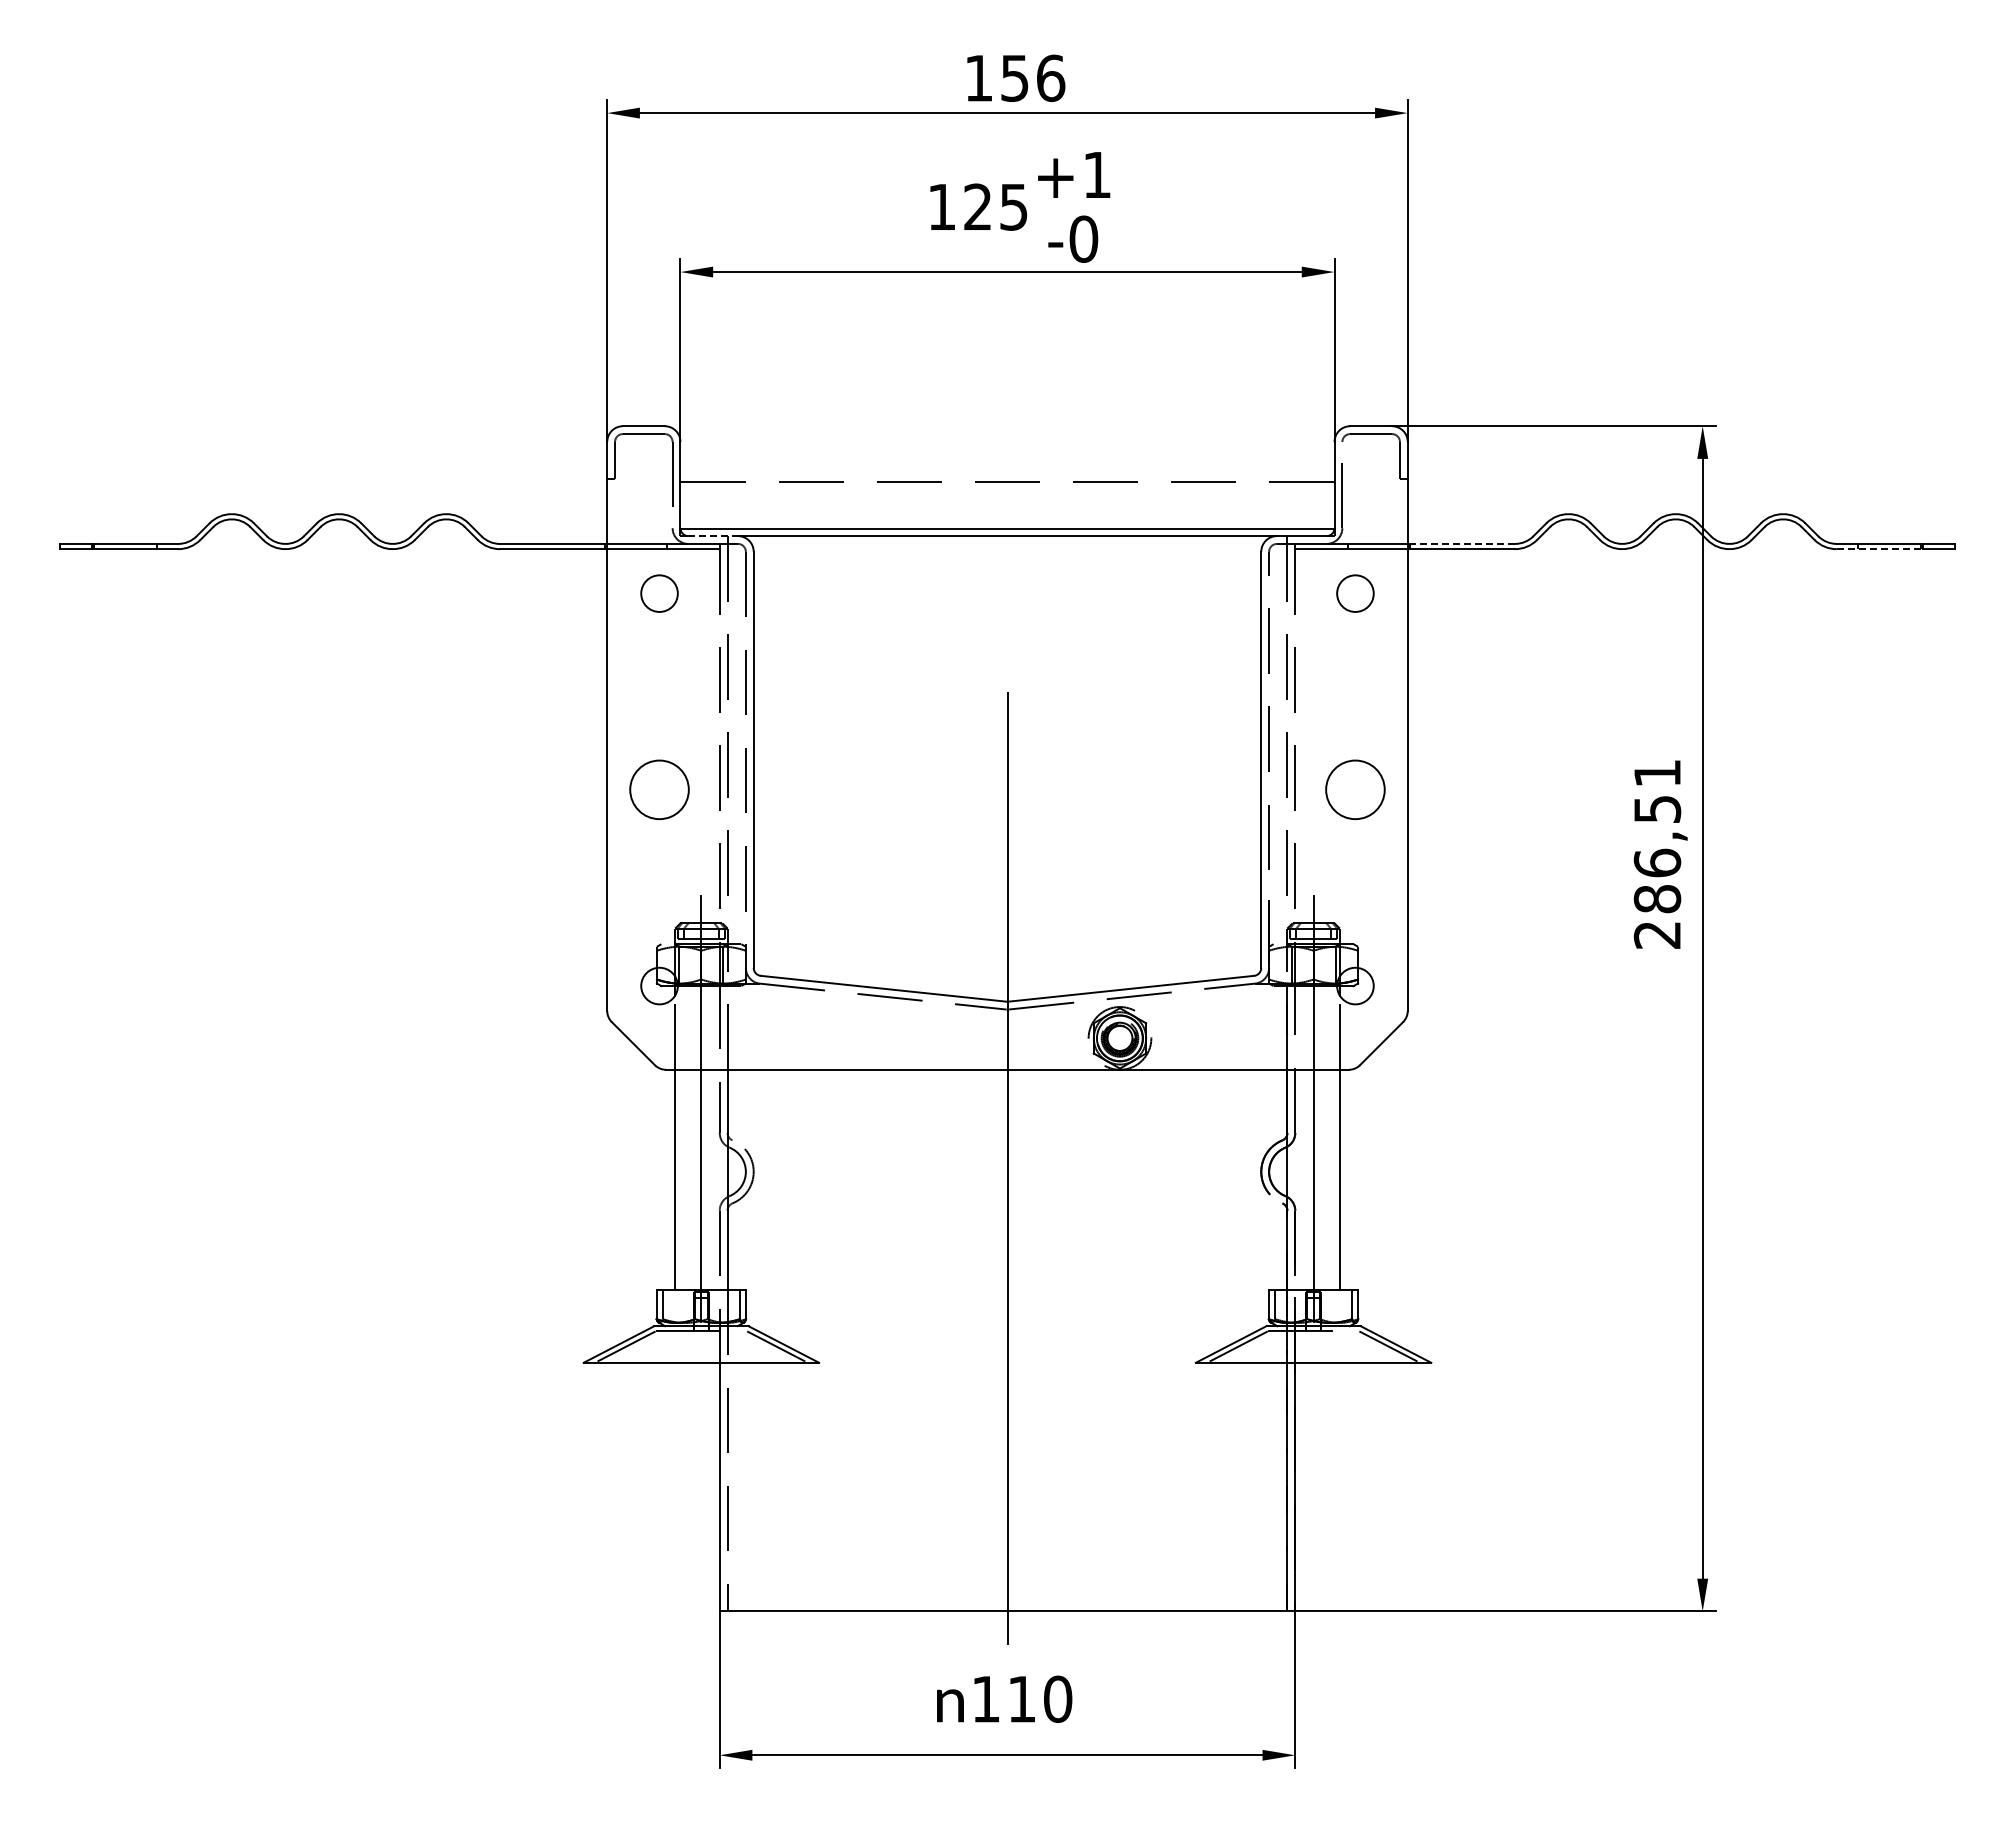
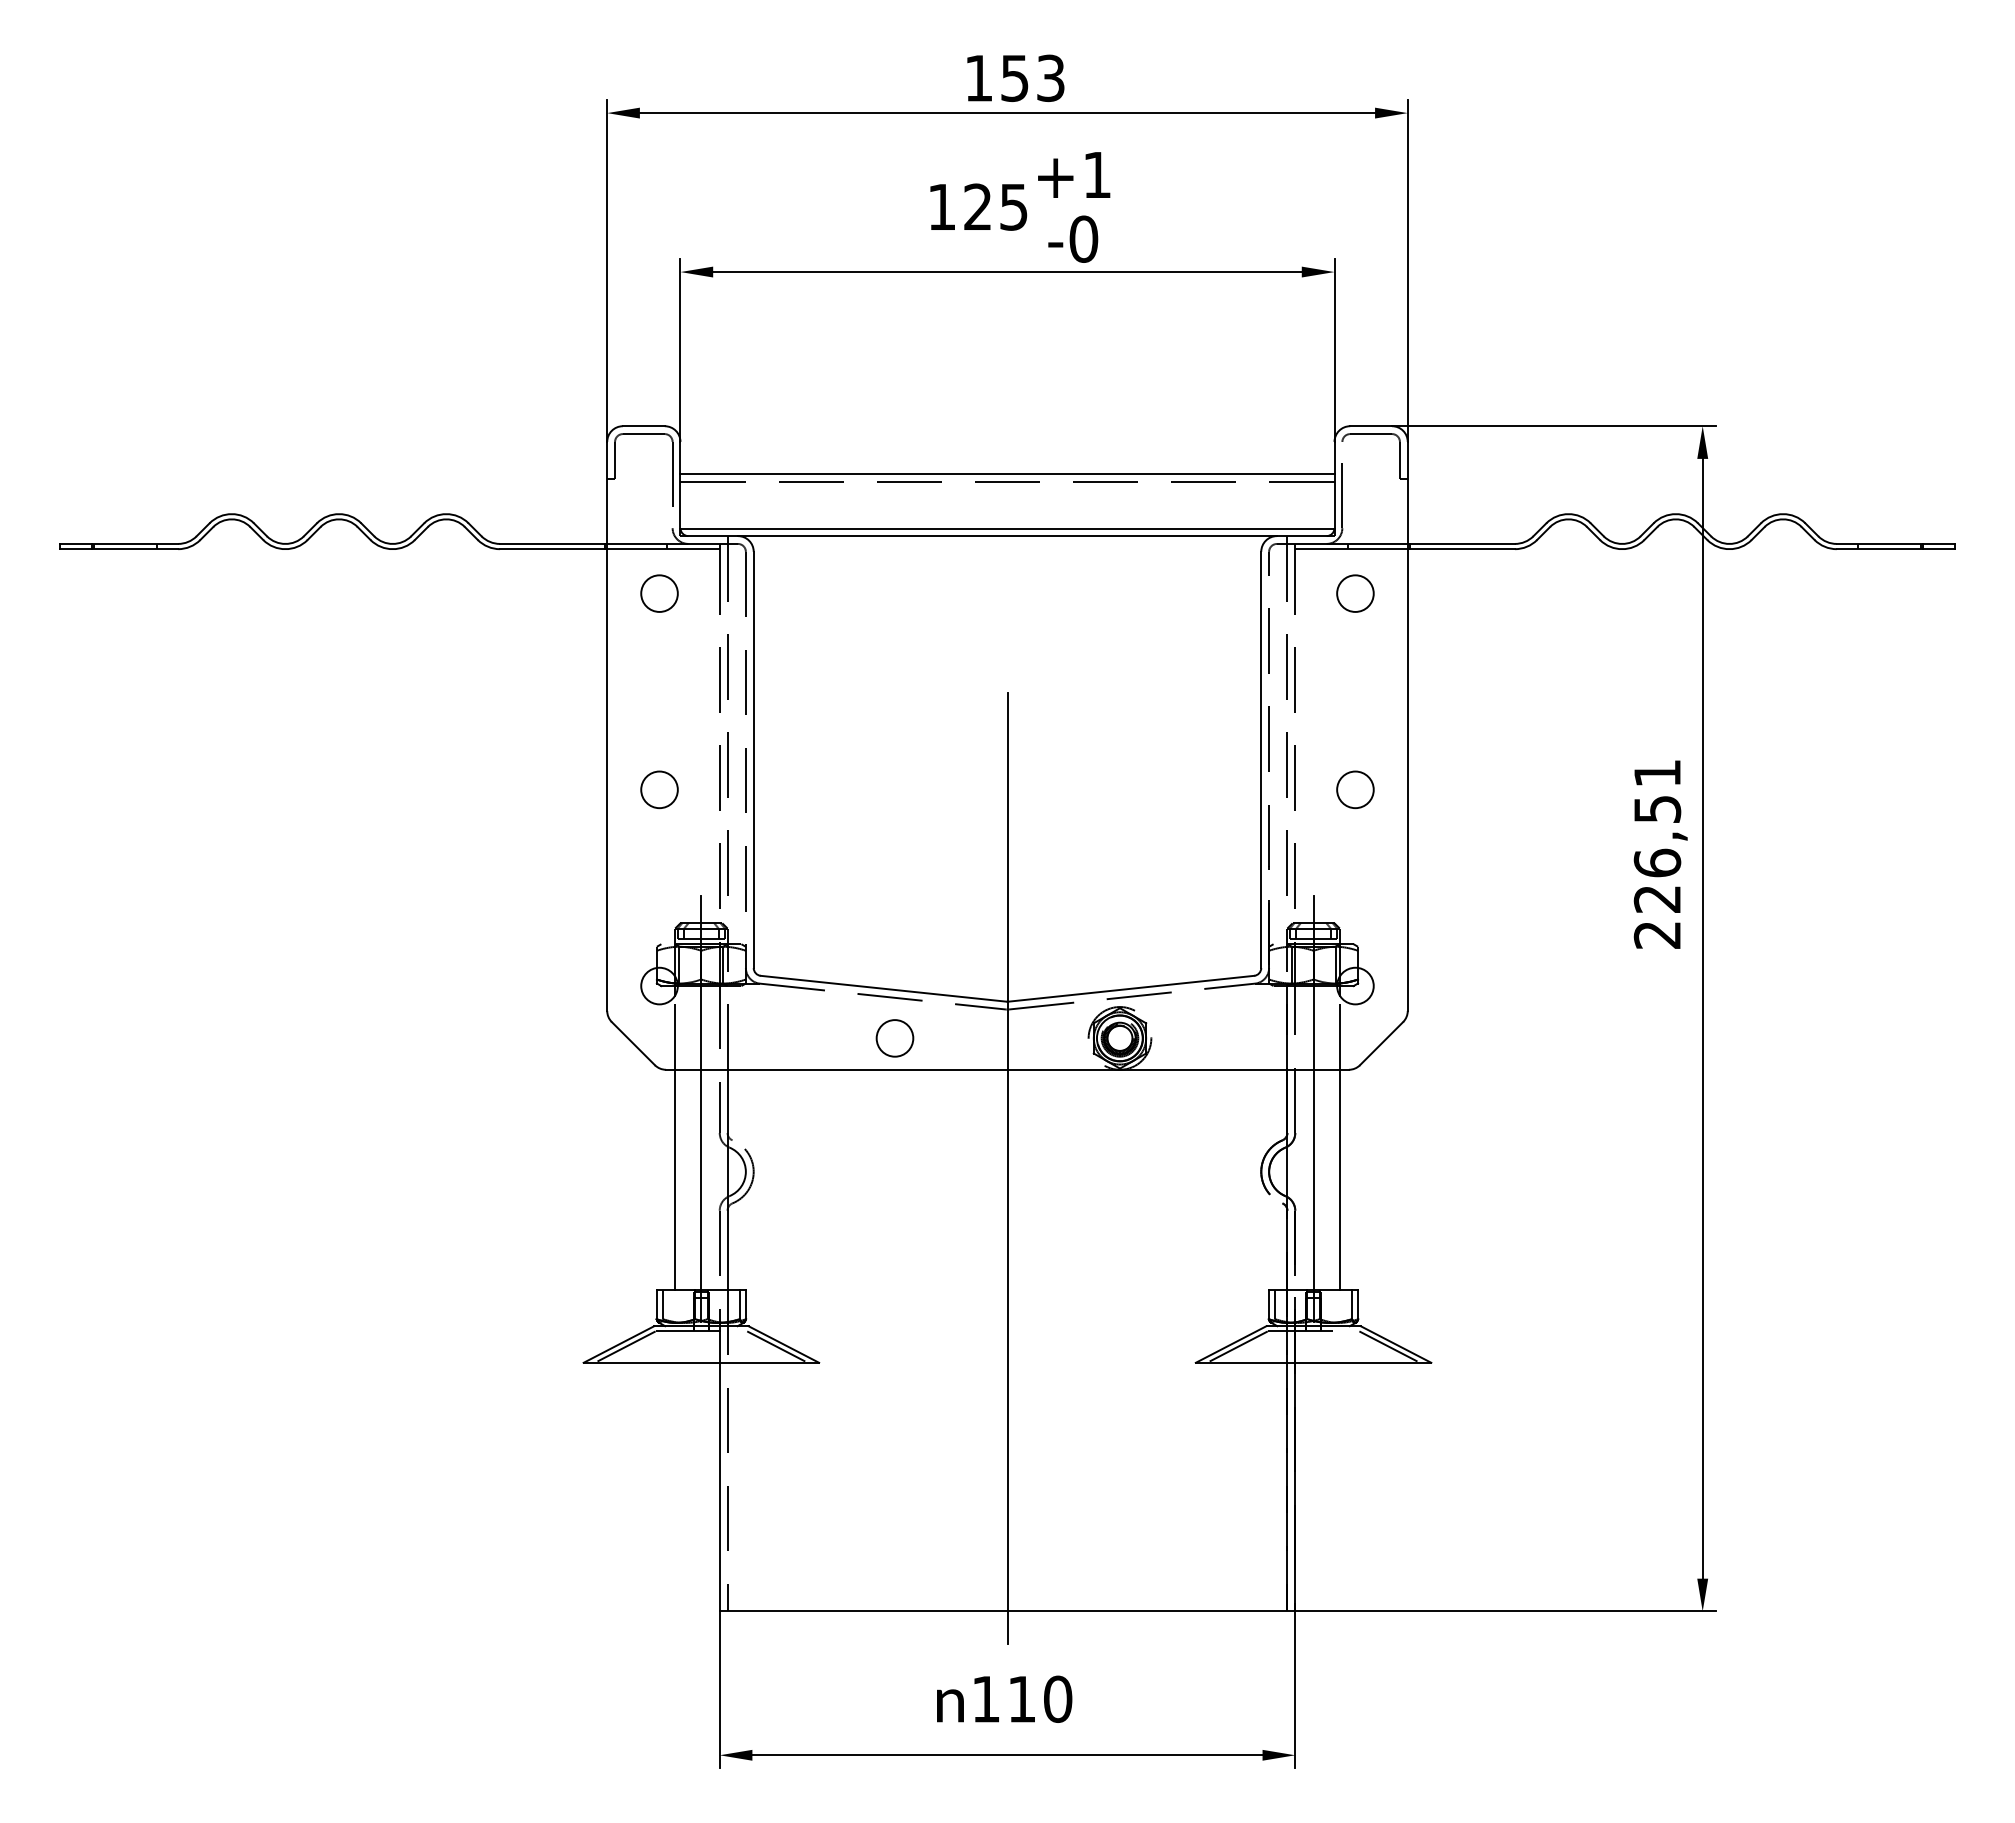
text: 156 -> 153 (1051, 78)
line: none -> present (1007, 474)
line: dashed -> solid (713, 536)
line: dashed -> solid (1462, 543)
line: dashed -> solid (1880, 549)
circle diameter: 59 px -> 37 px (659, 789)
circle diameter: 59 px -> 37 px (1355, 789)
text: 286,51 -> 226,51 (1657, 899)
circle: none -> present (894, 1038)
